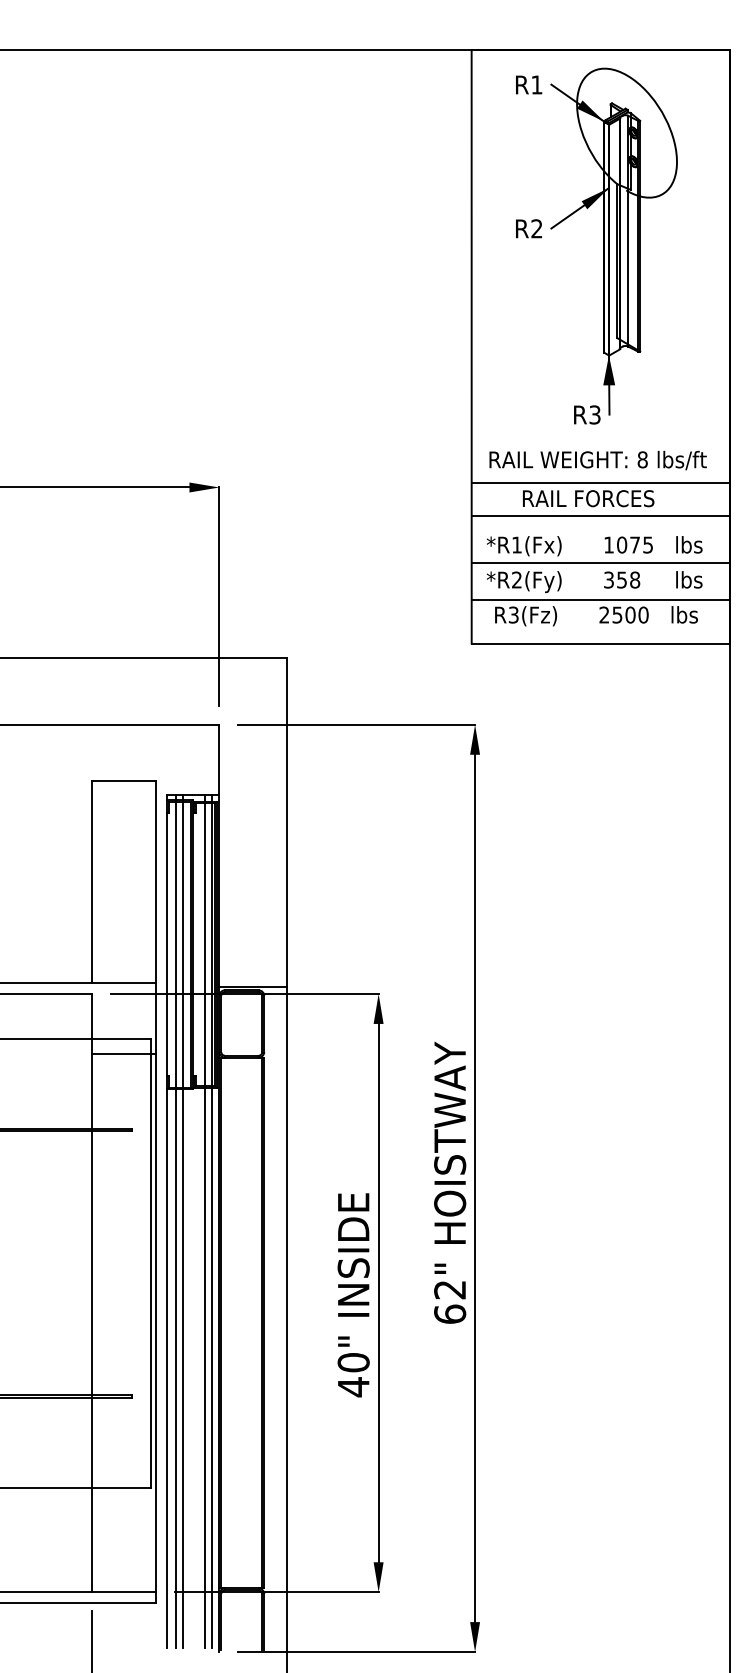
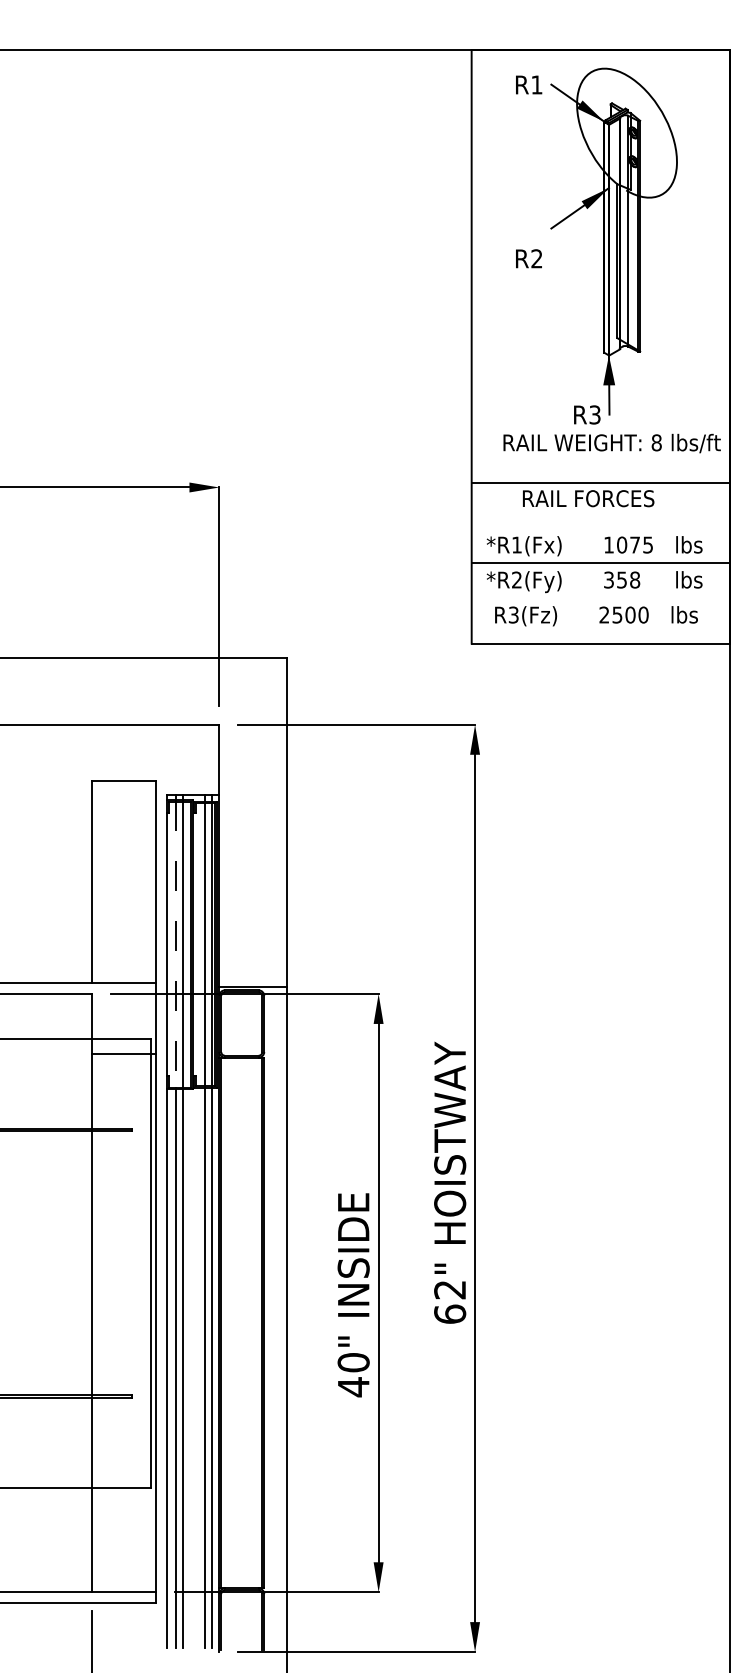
text position: (528, 228) -> (528, 258) (528, 258)
text position: (597, 460) -> (611, 443) (611, 443)
line: present -> none (600, 515)
line: present -> none (600, 600)
line: solid -> dashed (176, 944)
